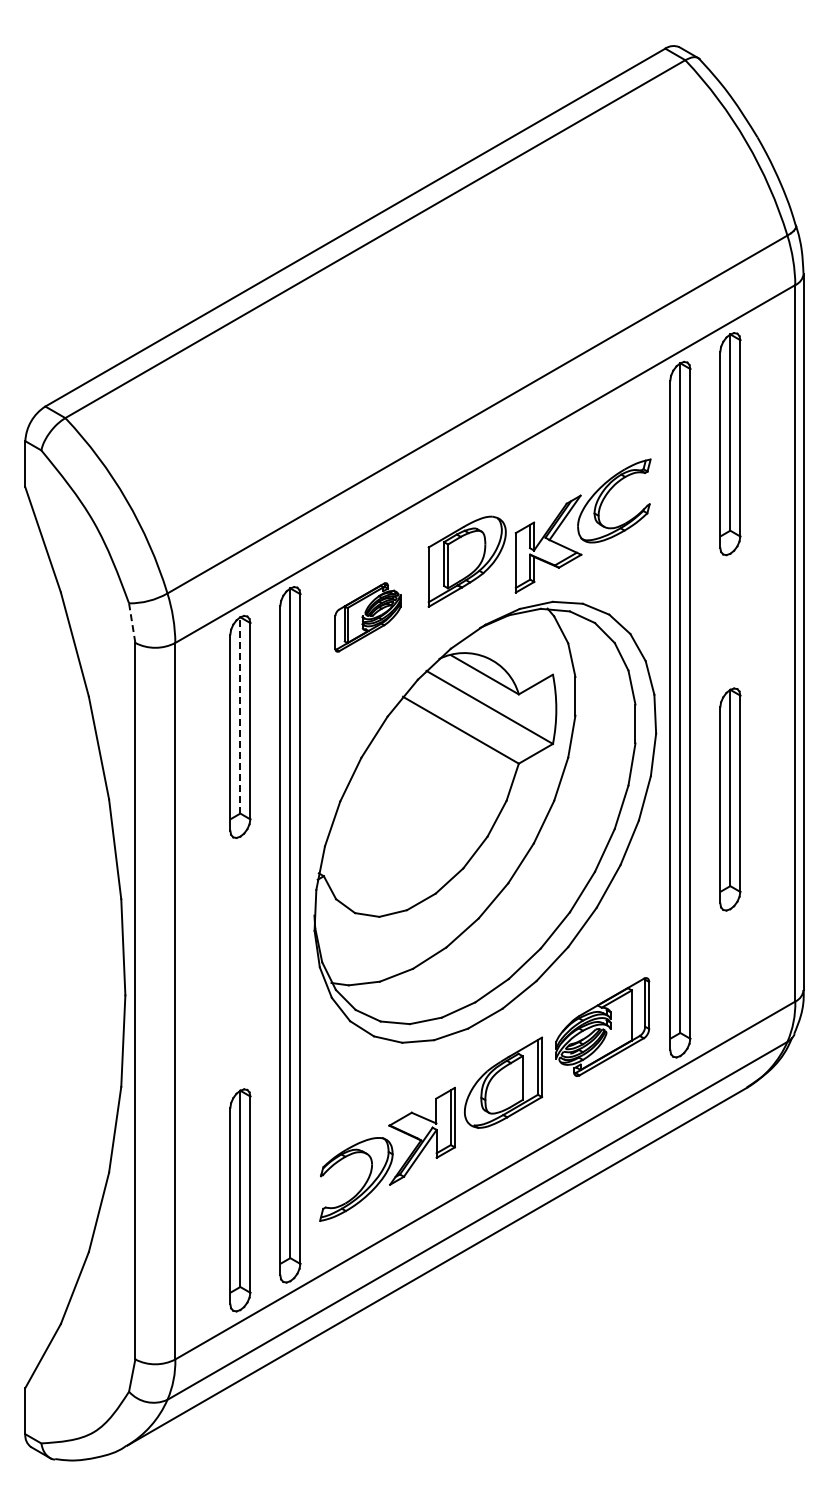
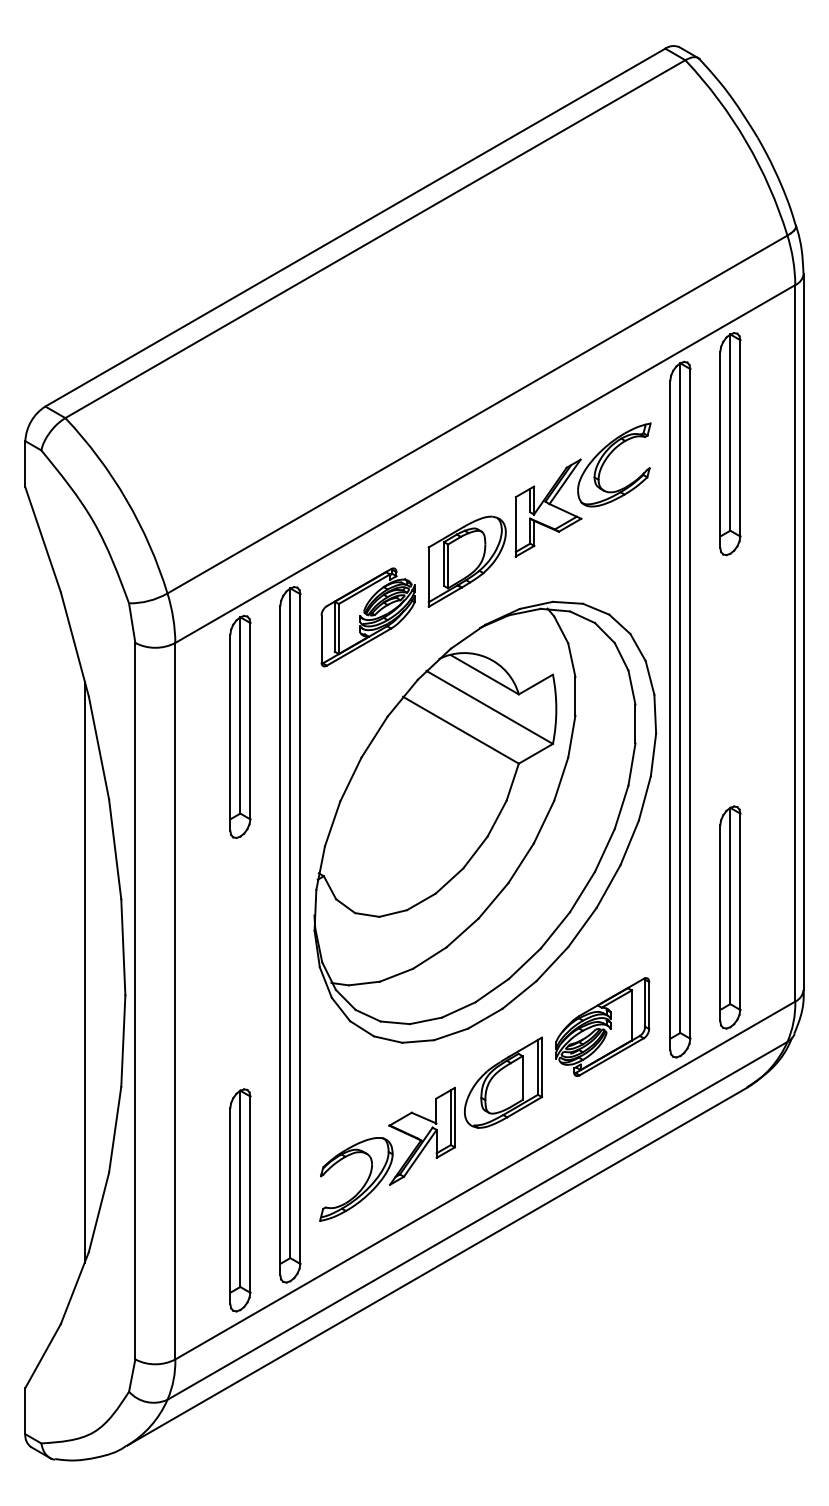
part position: (582, 525) -> (582, 489) (582, 489)
part size: 68x71 px -> 96x101 px (367, 617)
line: dashed -> solid (132, 623)
line: dashed -> solid (240, 714)
part position: (730, 799) -> (730, 917) (730, 917)
line: none -> present (85, 971)
